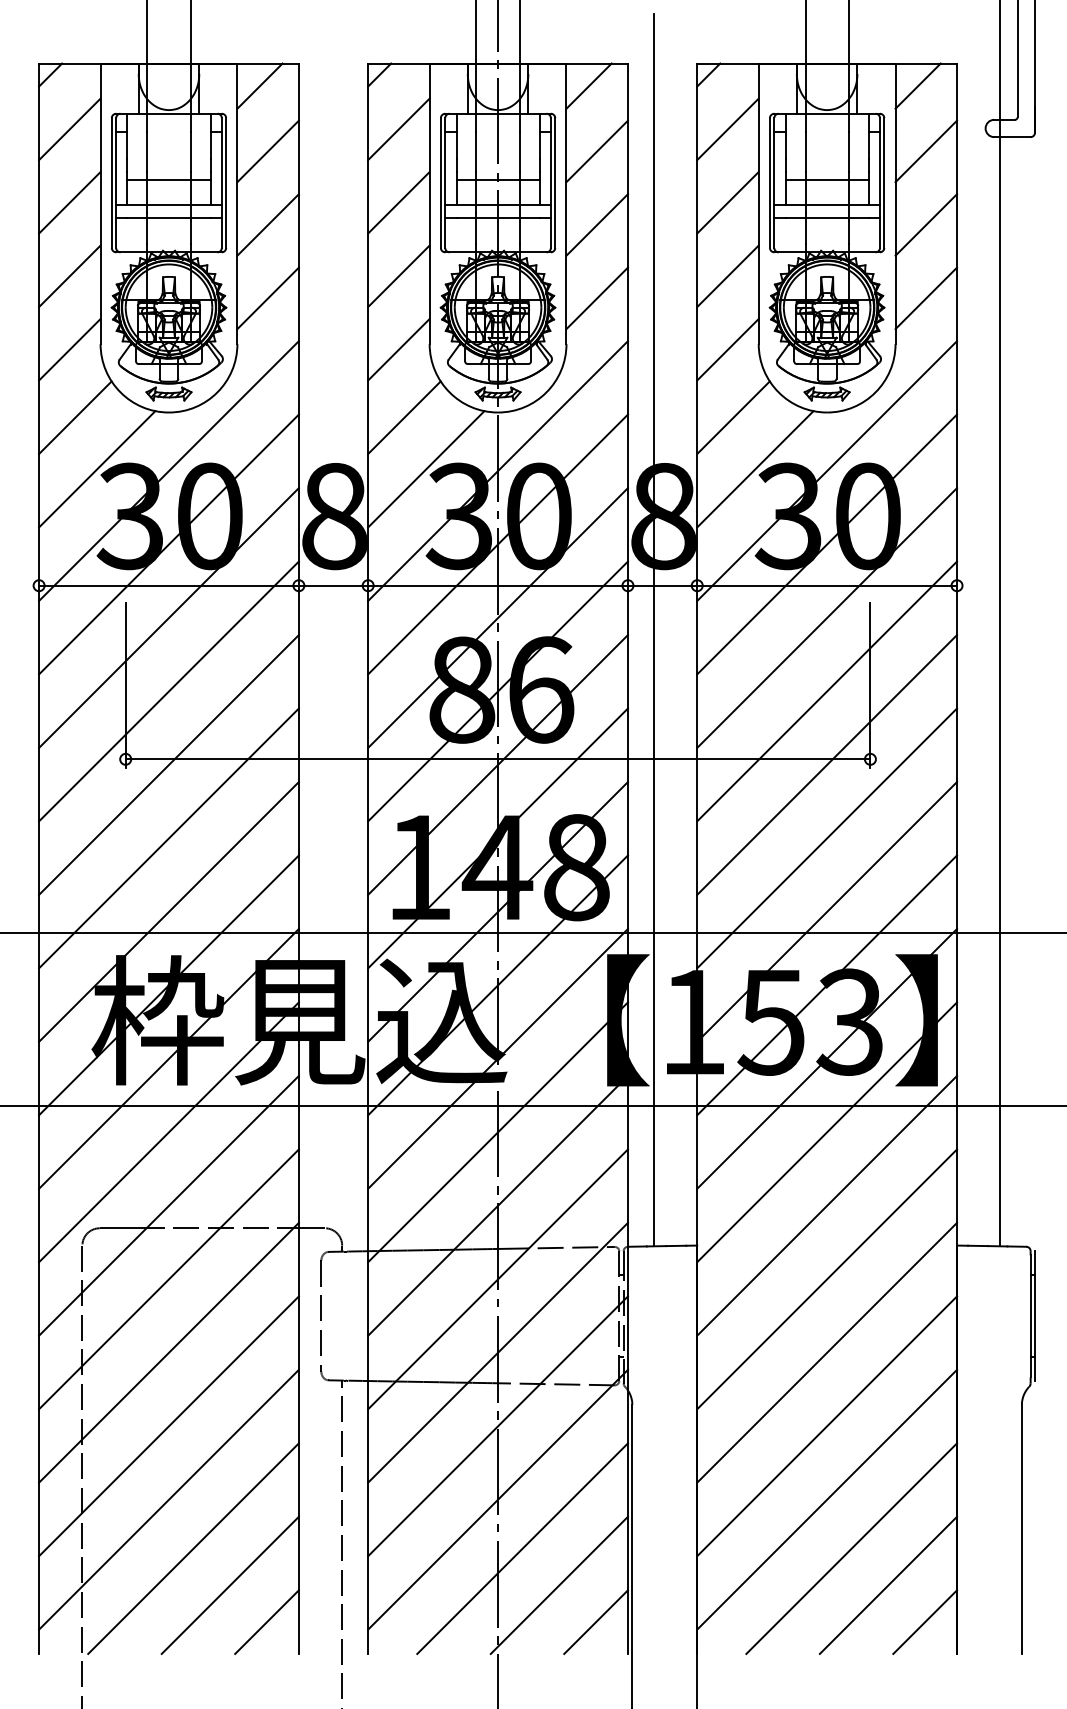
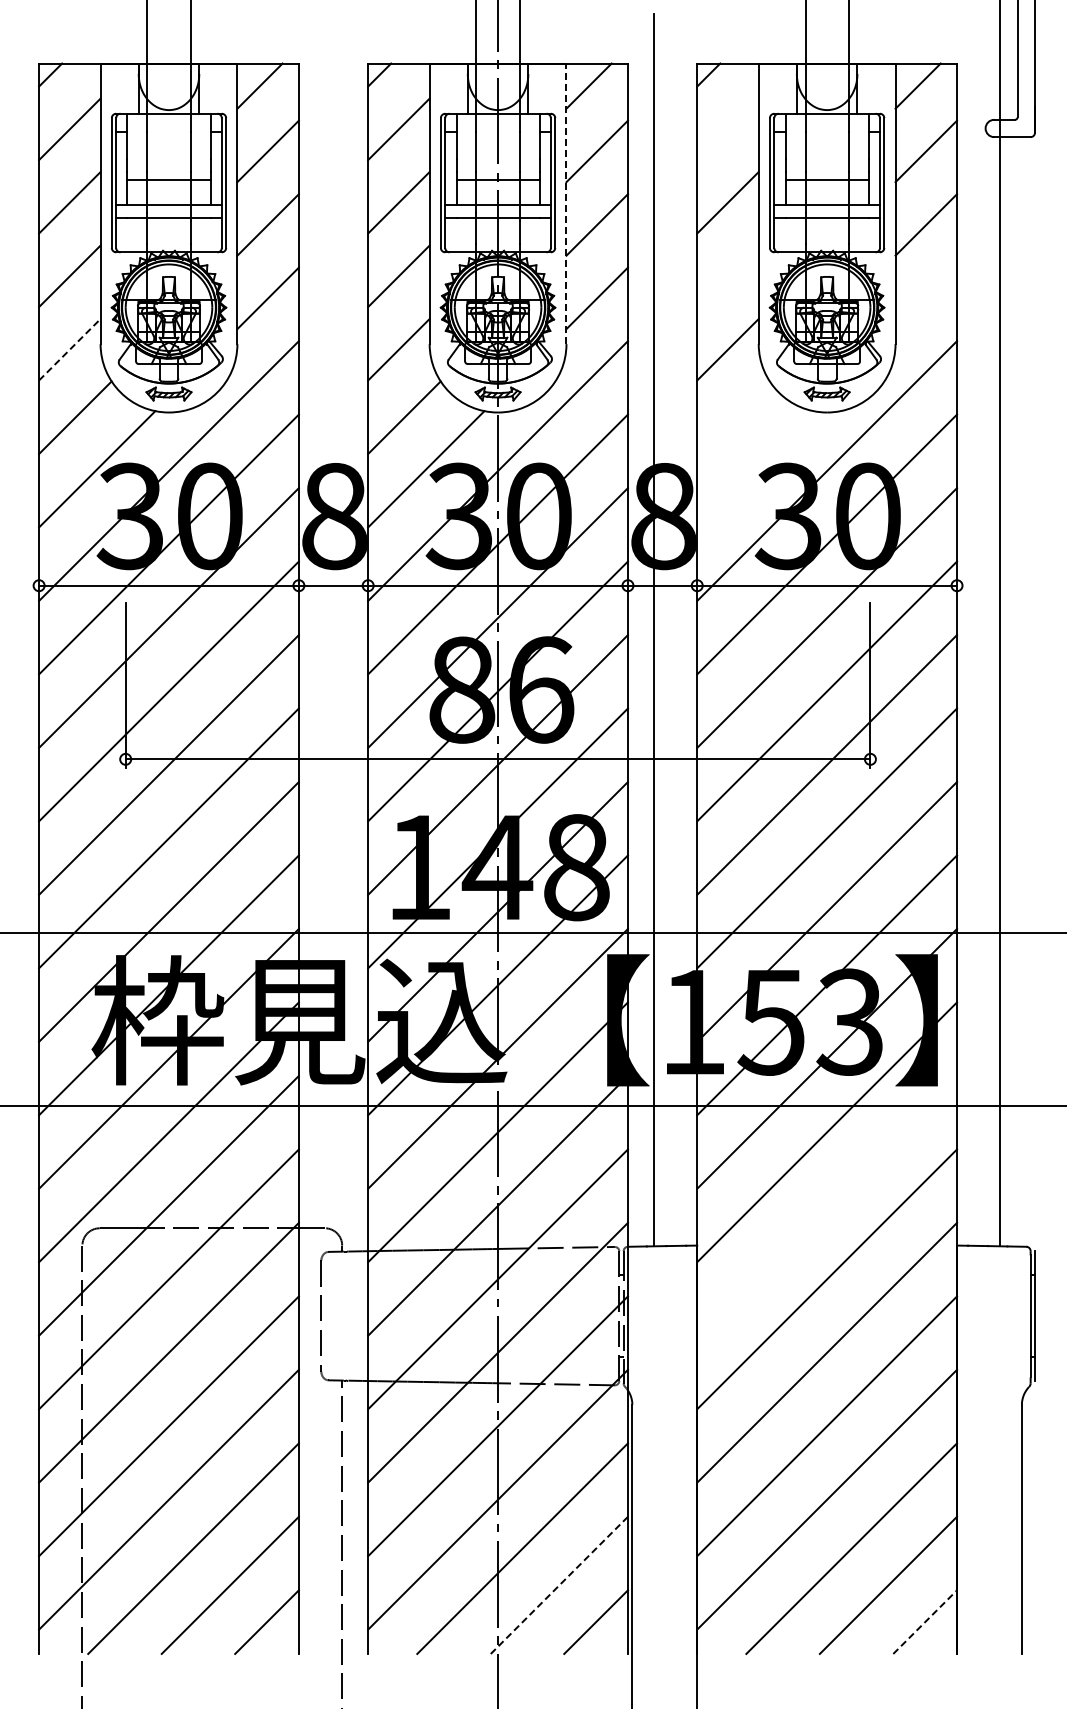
line: present -> none (727, 129)
line: solid -> dashed (566, 203)
line: present -> none (727, 276)
line: present -> none (926, 298)
line: solid -> dashed (70, 349)
line: present -> none (733, 417)
line: present -> none (755, 469)
line: present -> none (827, 1205)
line: solid -> dashed (559, 1585)
line: solid -> dashed (925, 1621)
